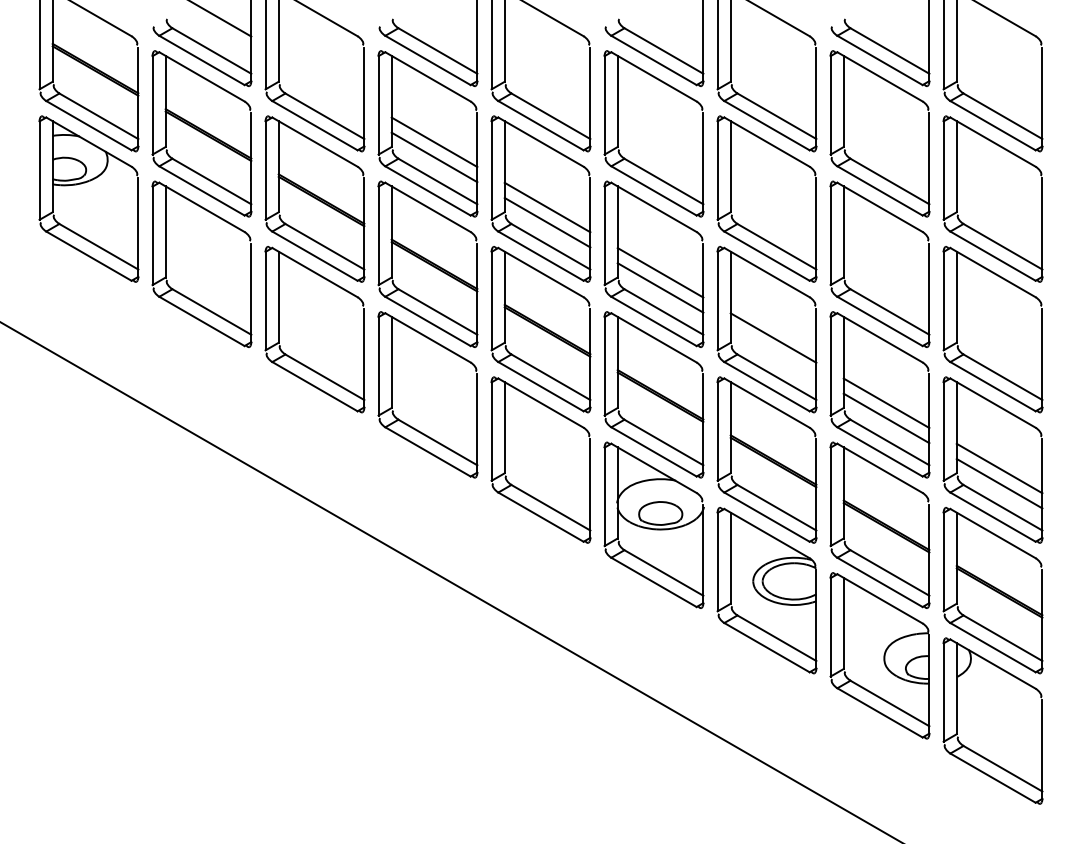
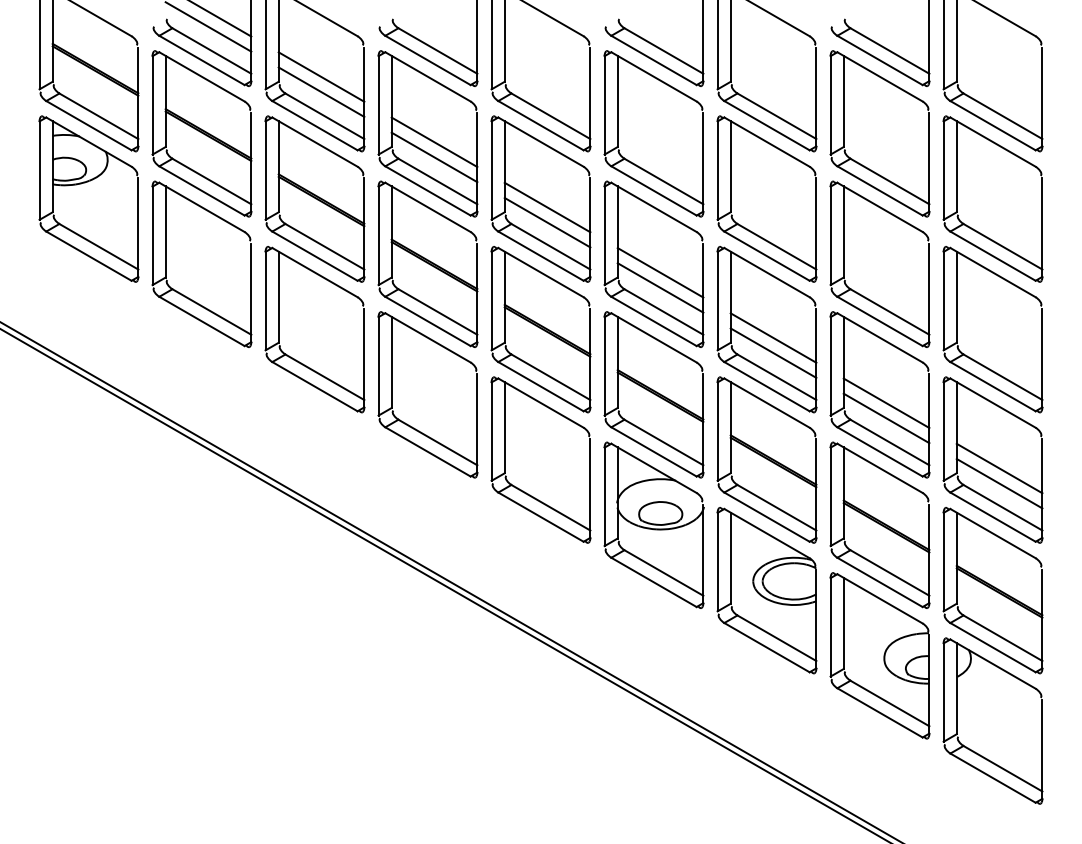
line: none -> present (208, 26)
line: none -> present (321, 76)
line: none -> present (321, 91)
line: none -> present (773, 352)
line: none -> present (444, 585)
